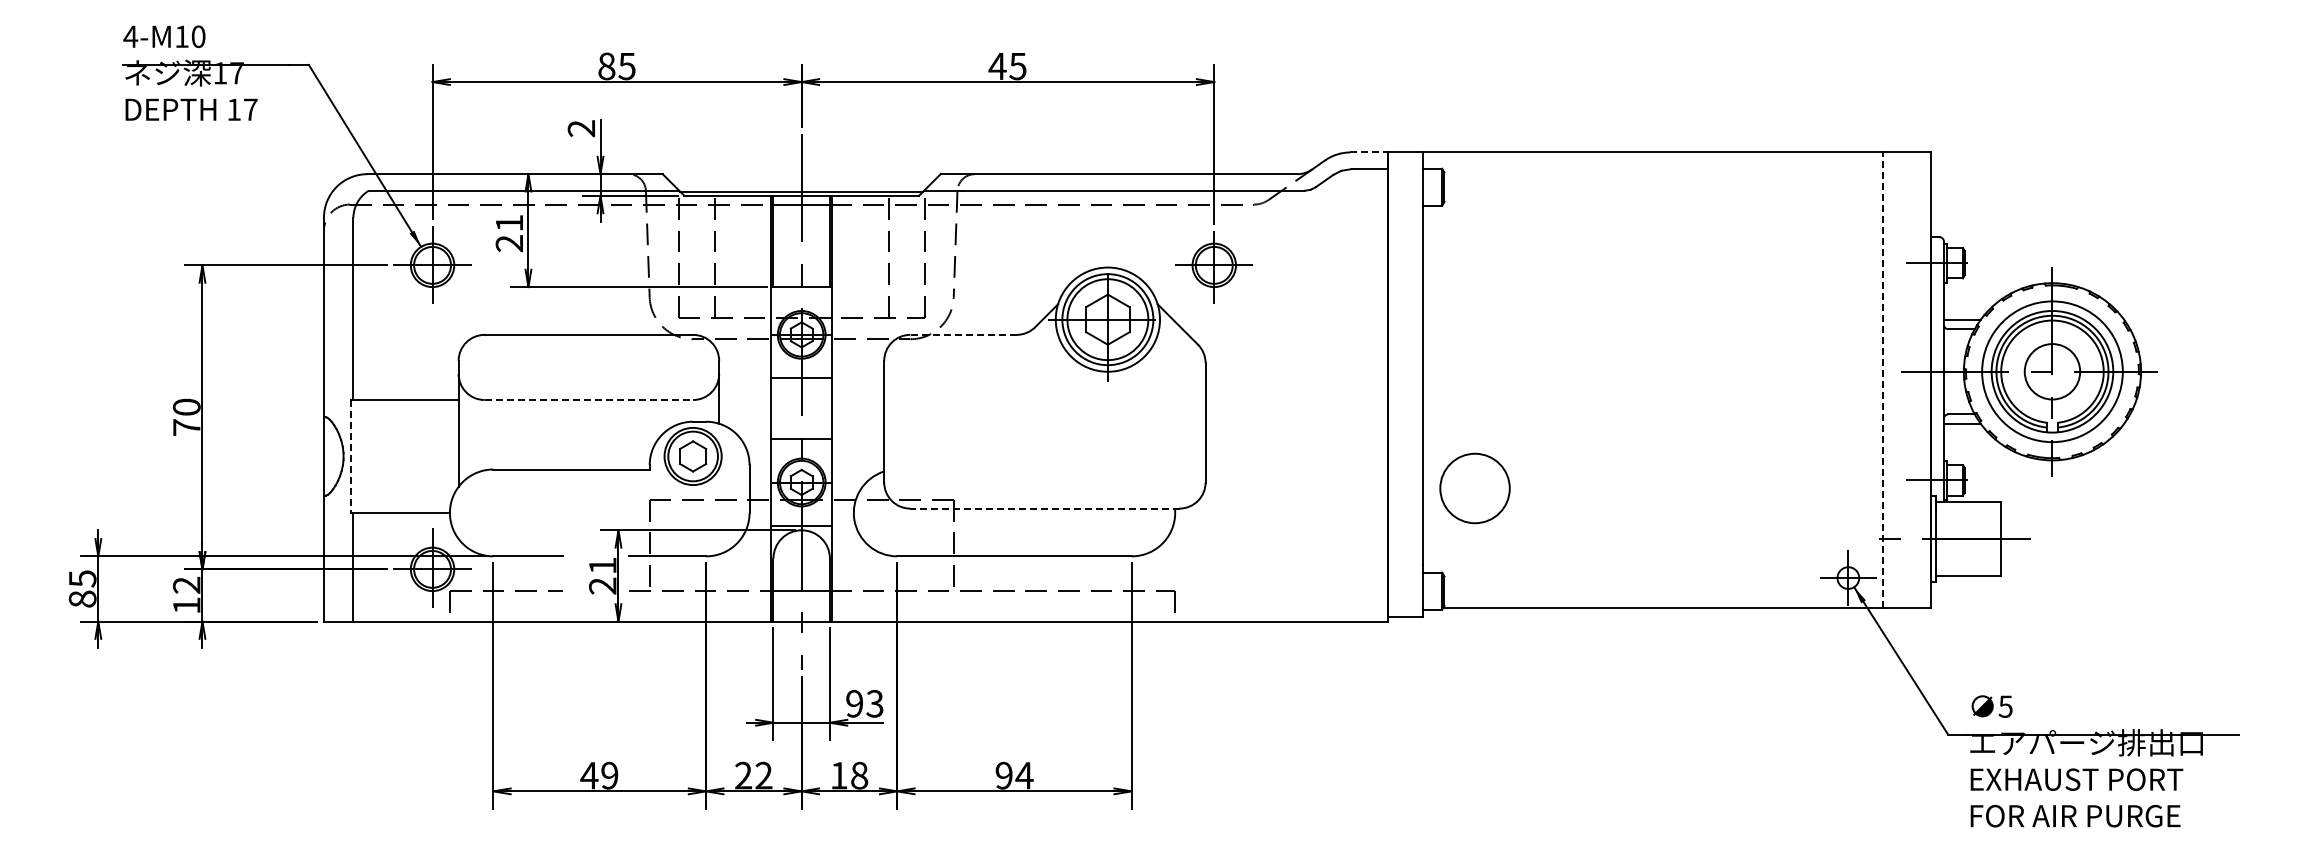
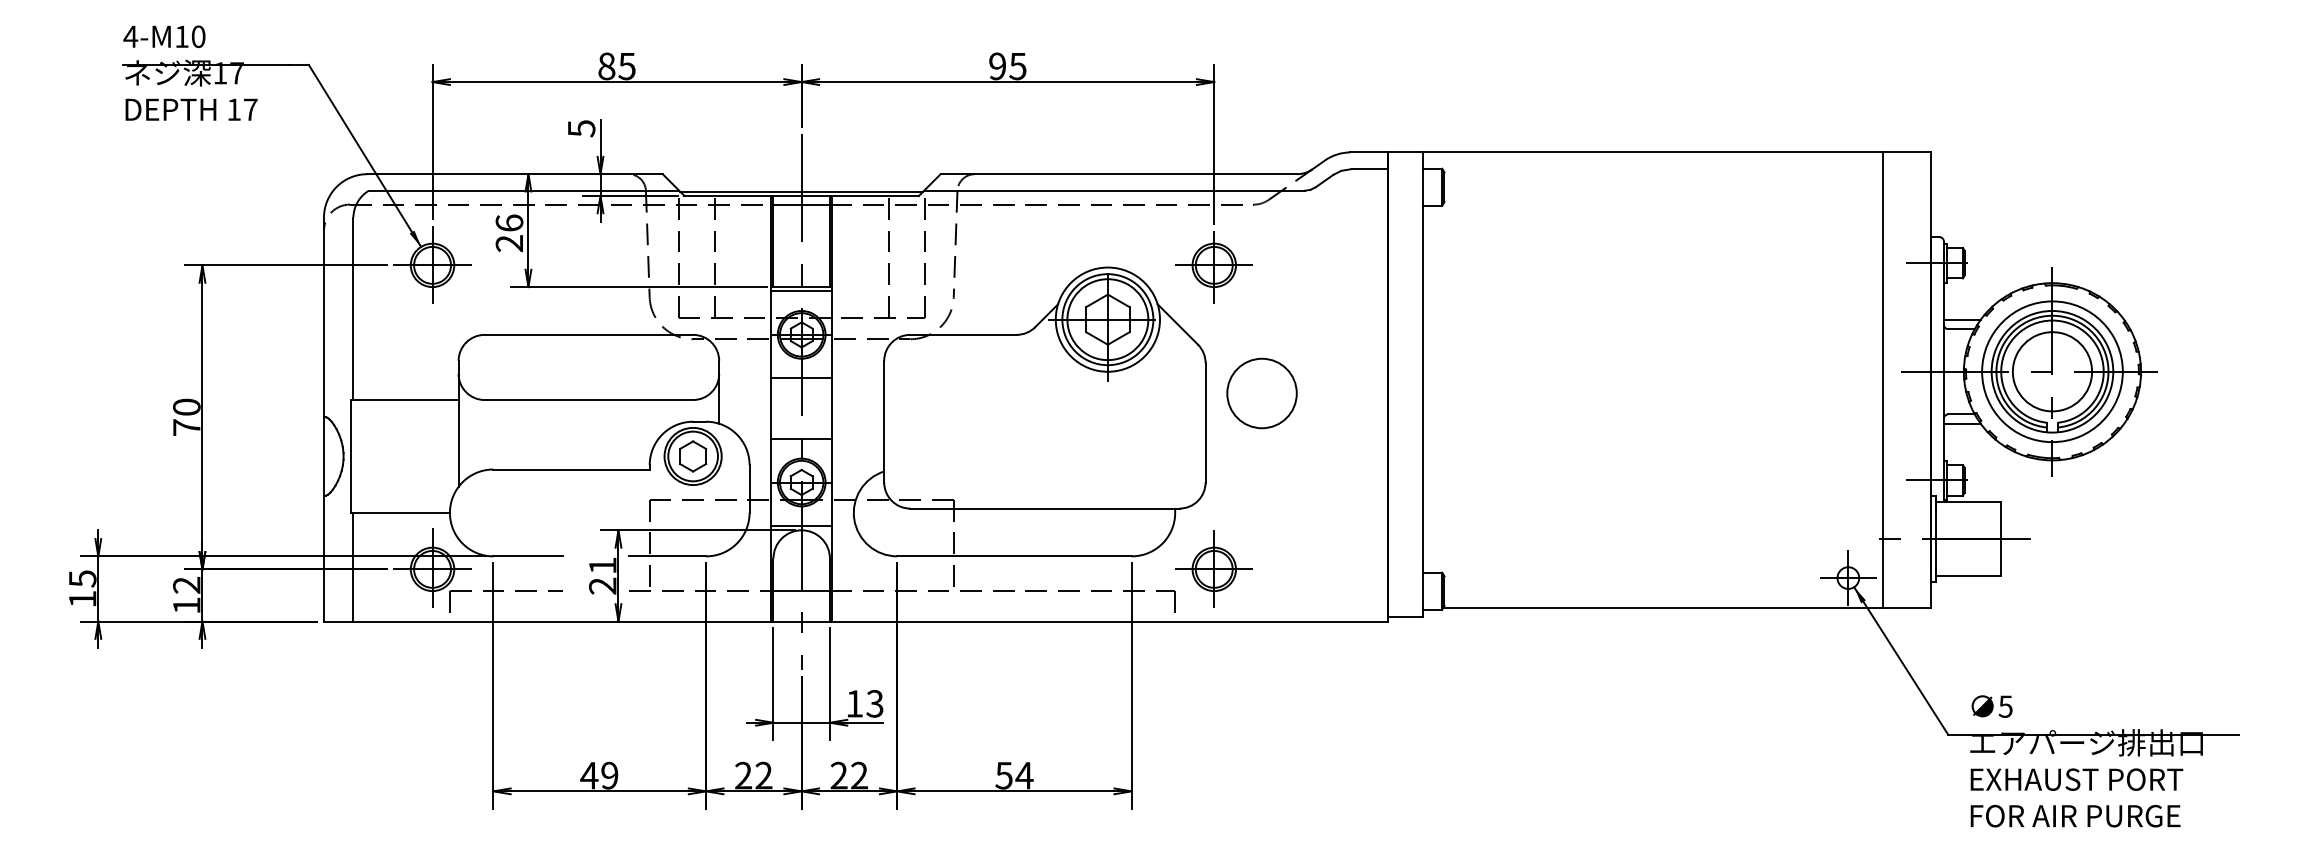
text: 45 -> 95 (997, 66)
text: 2 -> 5 (581, 128)
line: dashed -> solid (1369, 152)
text: 21 -> 26 (509, 222)
line: none -> present (801, 291)
line: dashed -> solid (963, 334)
circle diameter: 55 px -> 79 px (2052, 371)
line: dashed -> solid (1883, 379)
line: dashed -> solid (589, 400)
line: dashed -> solid (351, 456)
circle position: (1474, 488) -> (1261, 393) (1261, 393)
line: dashed -> solid (1044, 508)
part: none -> present (1213, 568)
text: 85 -> 15 (82, 598)
text: 93 -> 13 (854, 703)
text: 18 -> 22 (849, 775)
text: 94 -> 54 (1003, 775)
